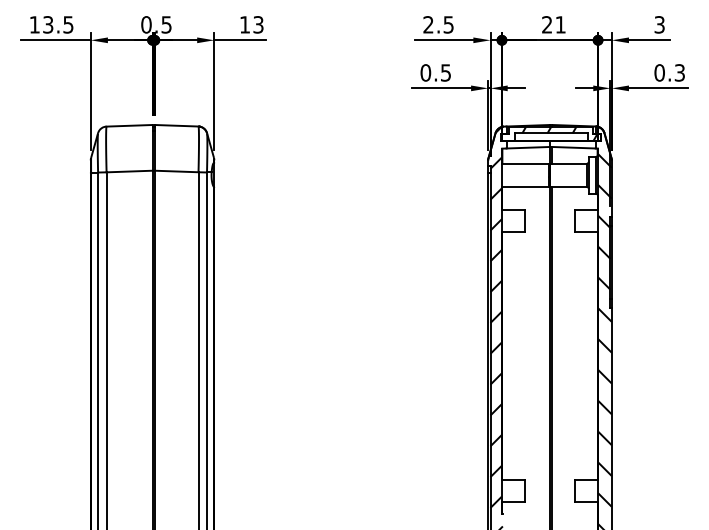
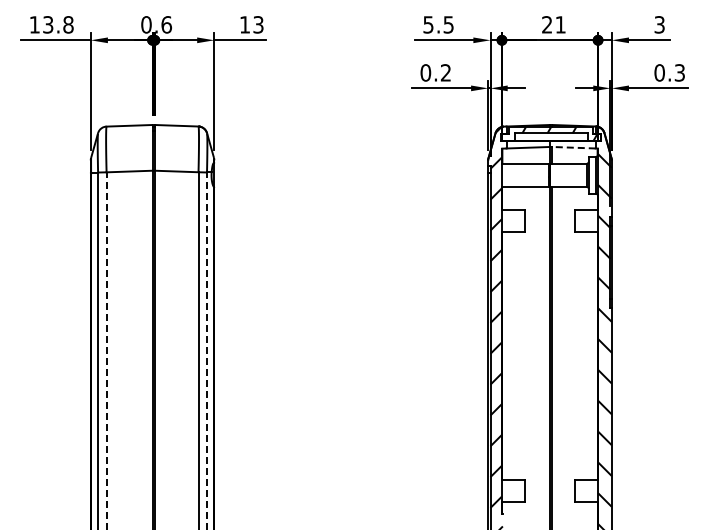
text: 13.5 -> 13.8 (68, 24)
text: 0.5 -> 0.6 (166, 24)
text: 2.5 -> 5.5 (428, 24)
text: 0.5 -> 0.2 (445, 72)
line: solid -> dashed (574, 147)
line: solid -> dashed (207, 350)
line: solid -> dashed (106, 351)
